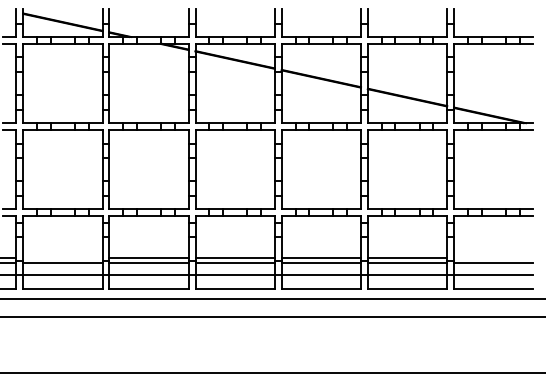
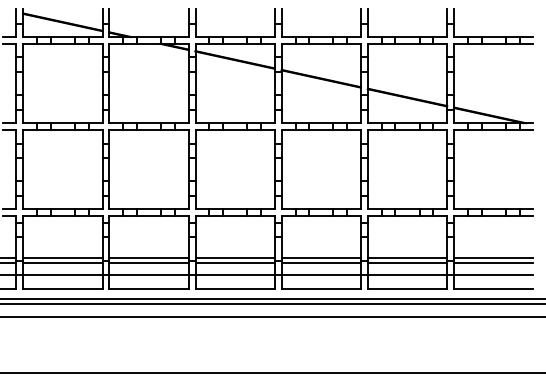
line: none -> present (62, 257)
line: none -> present (493, 257)
line: none -> present (272, 304)
